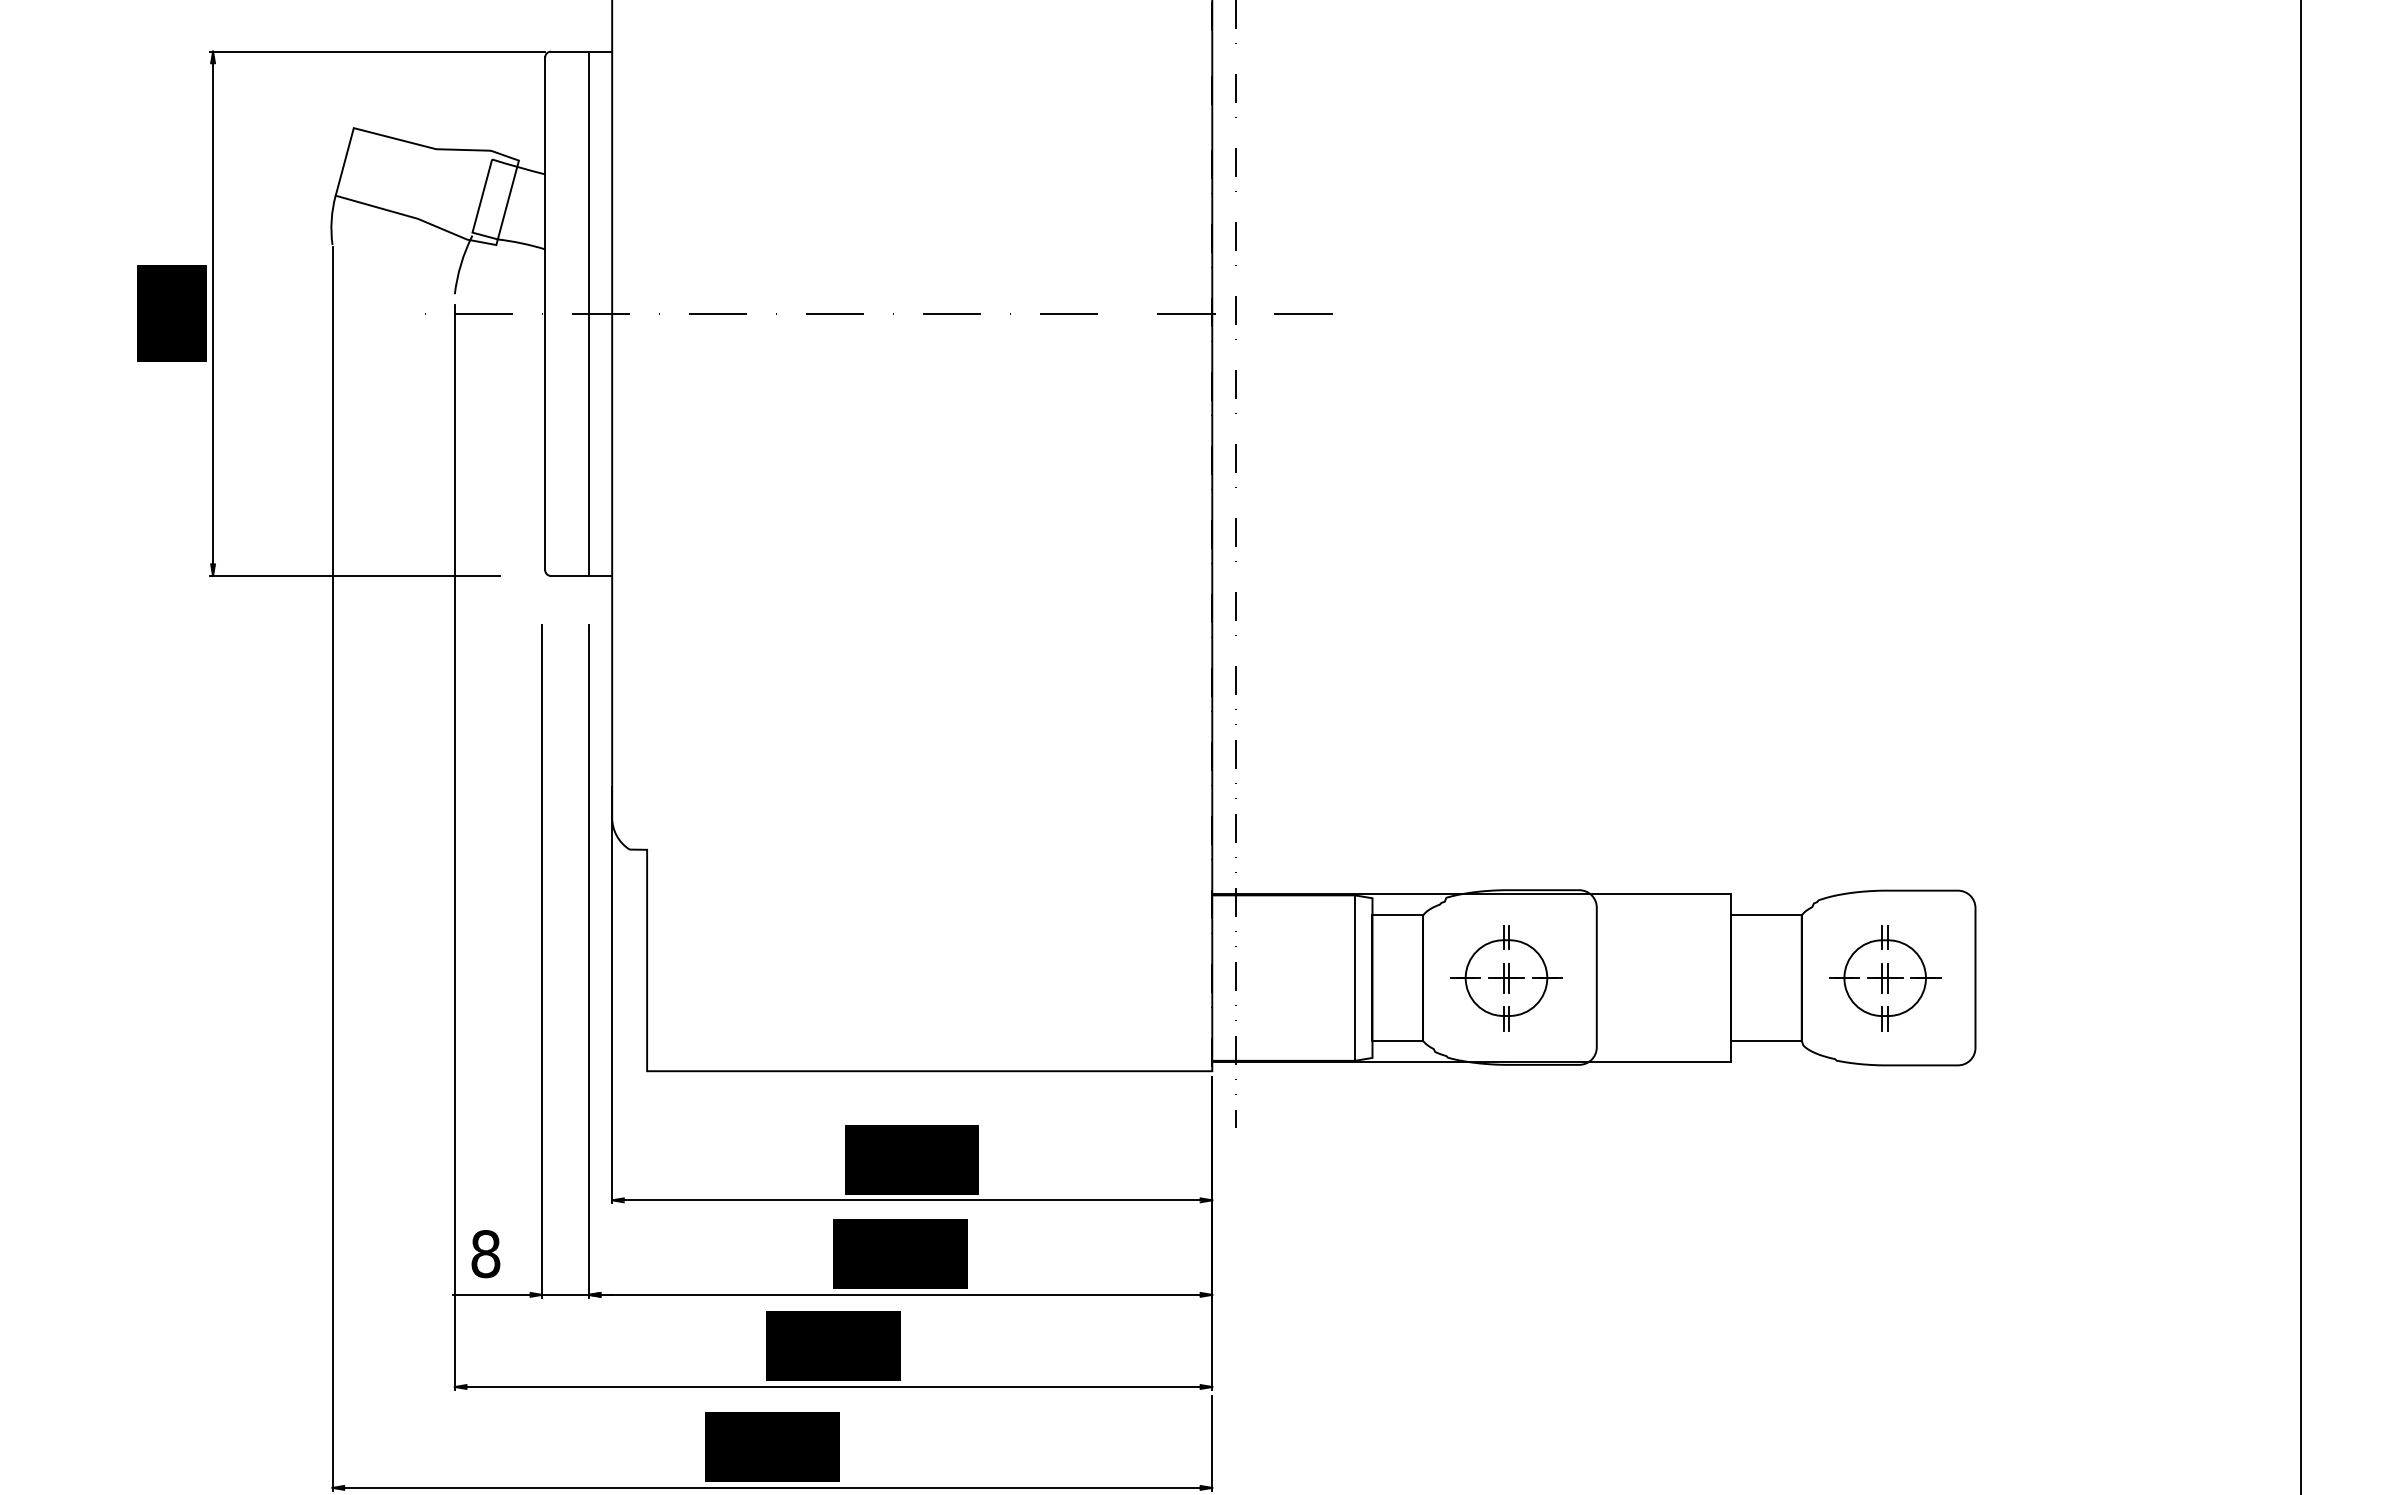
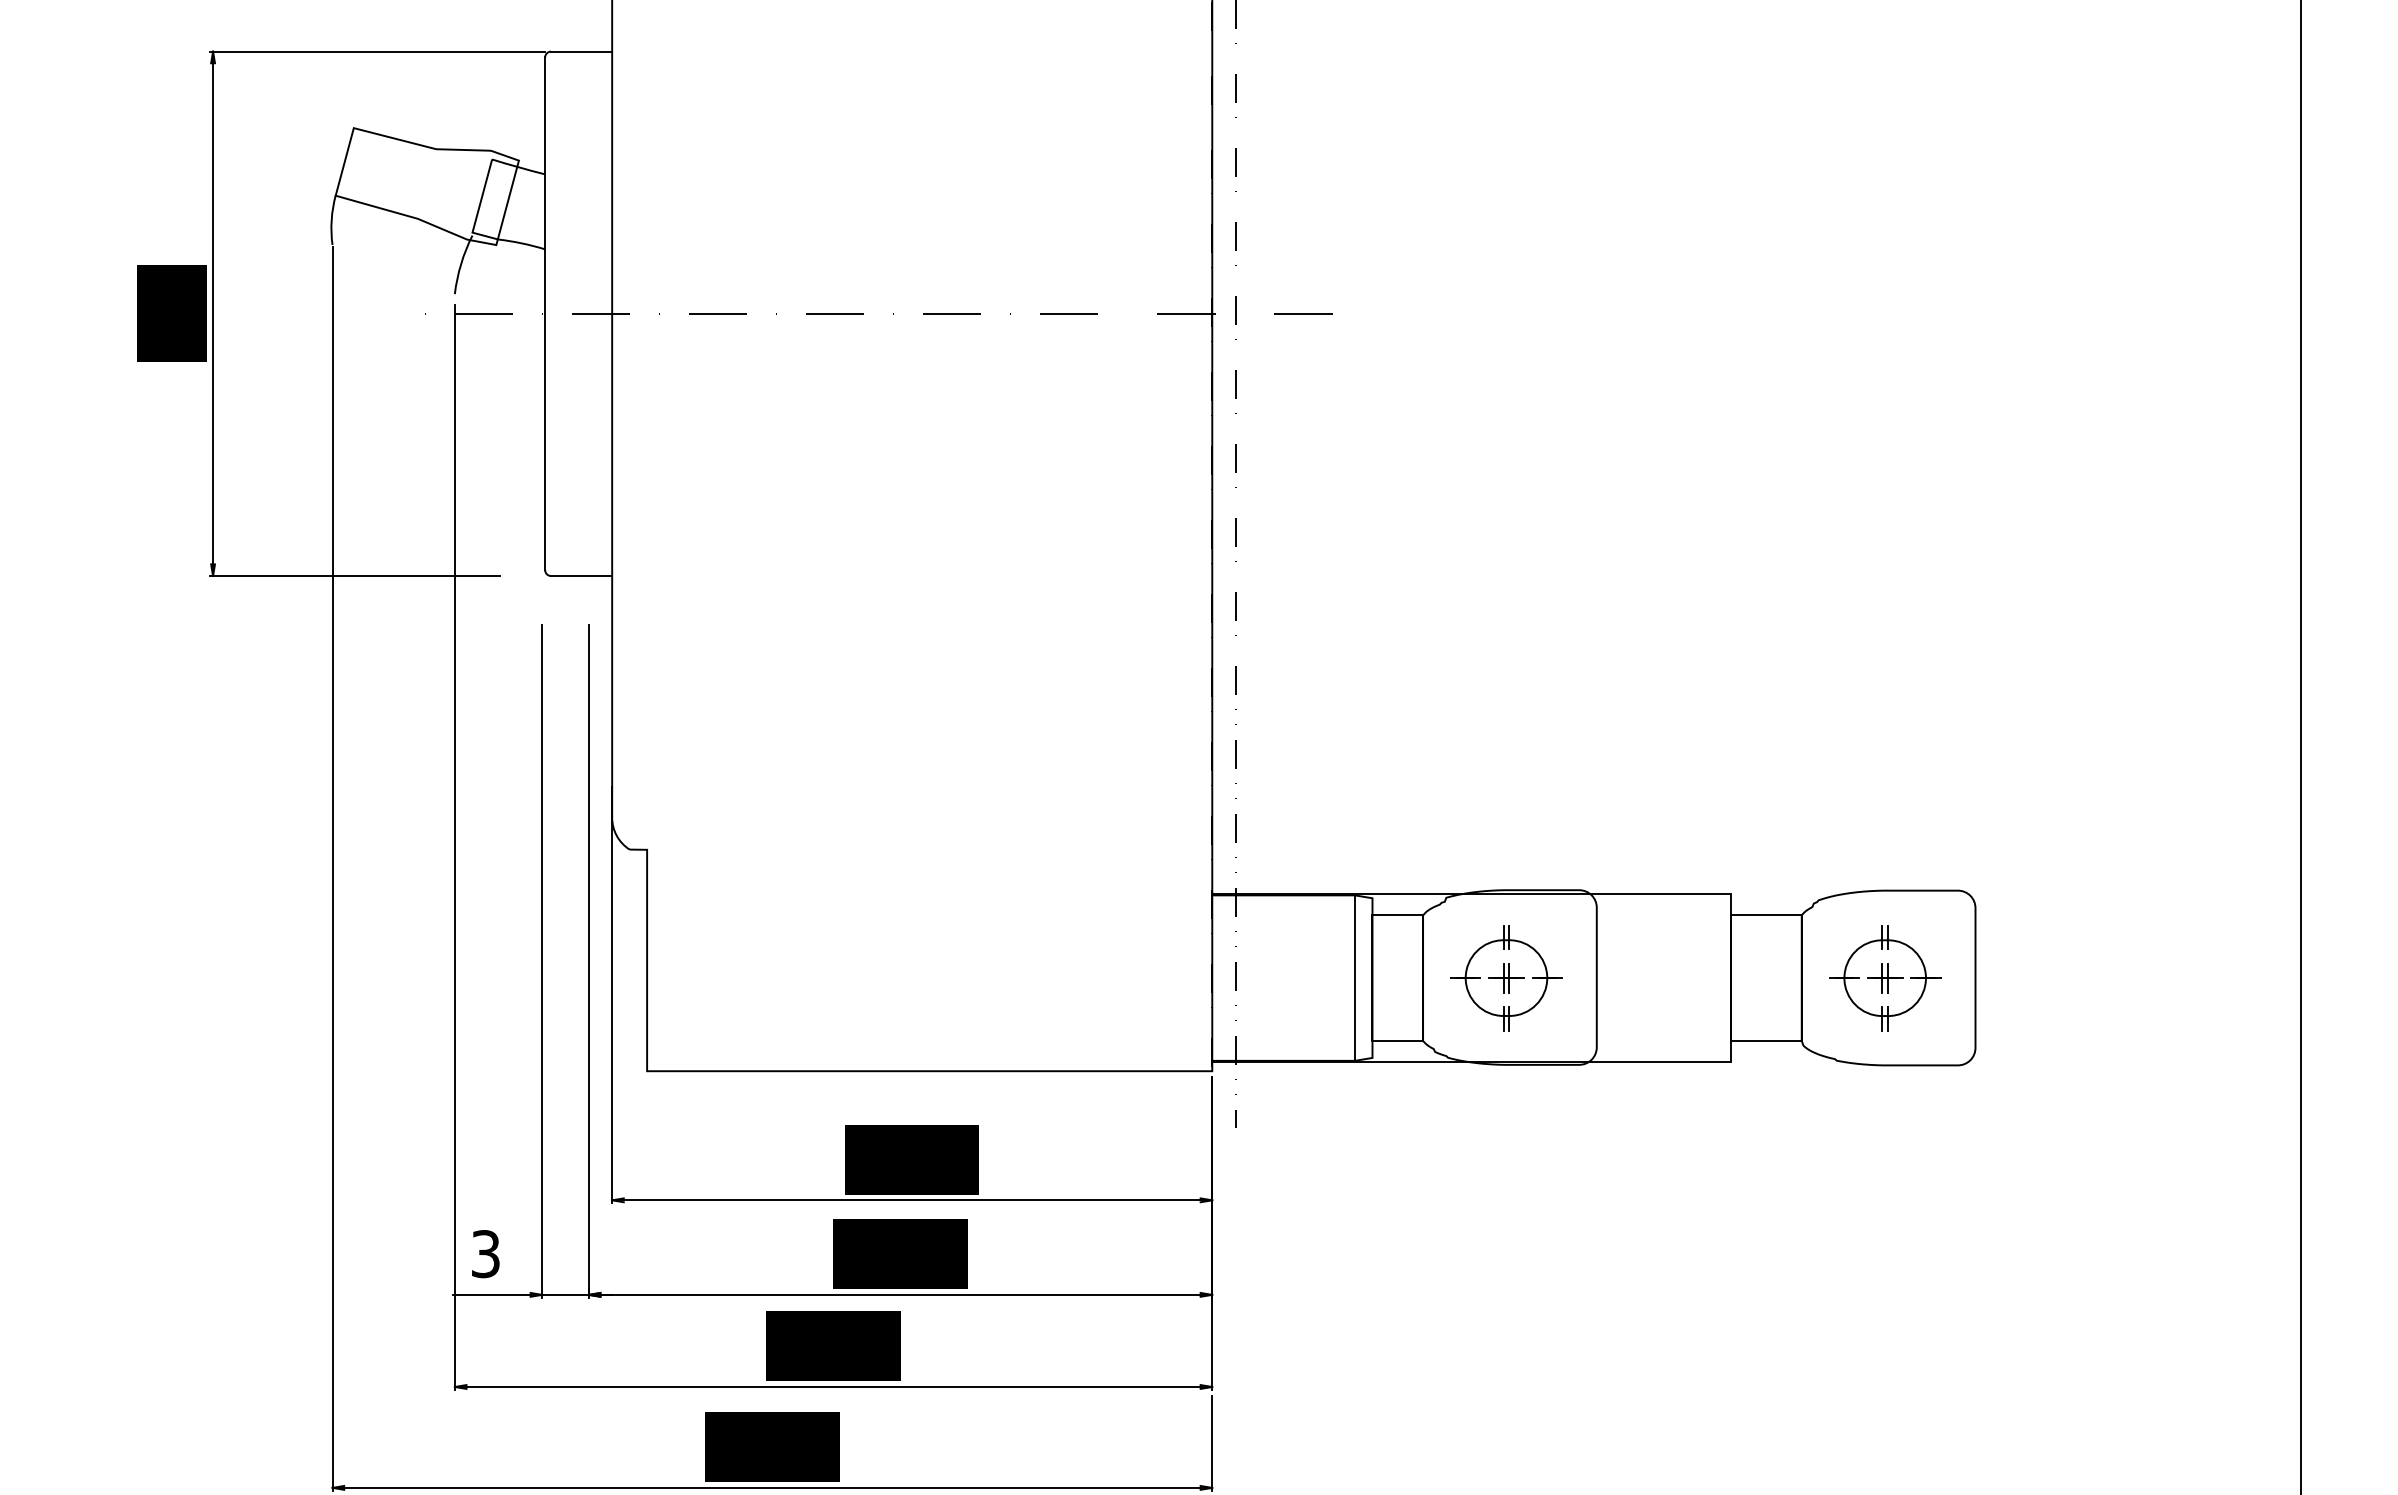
line: present -> none (588, 313)
text: 8 -> 3 (485, 1254)
